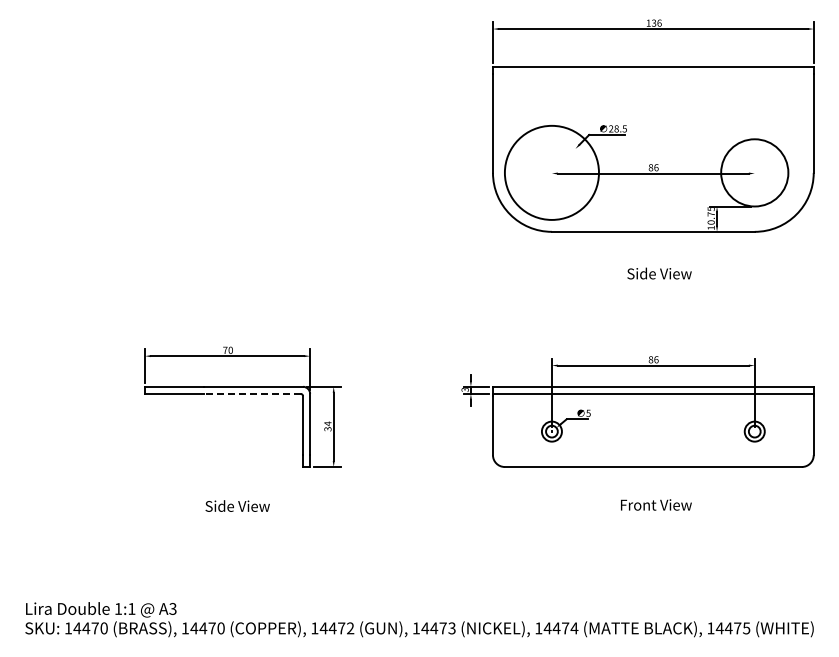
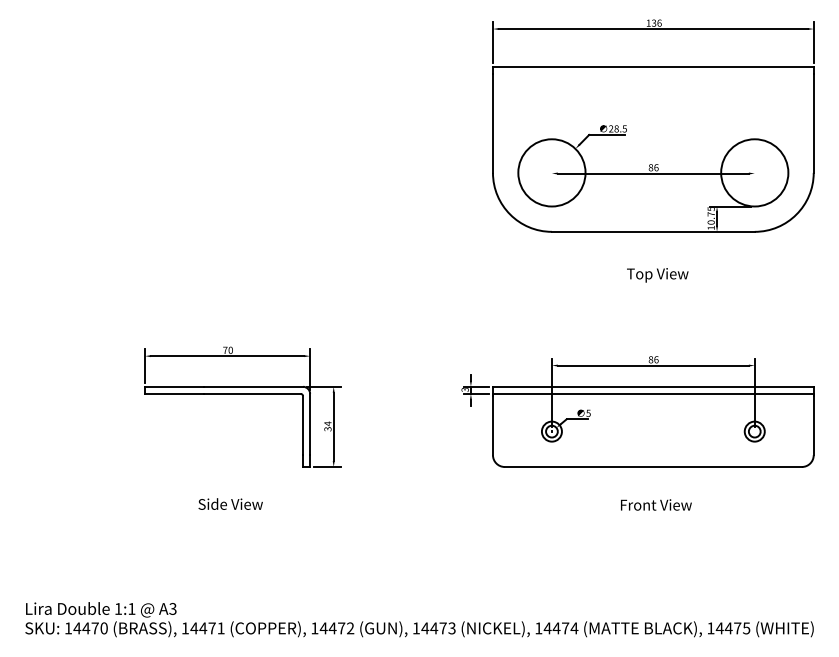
circle diameter: 94 px -> 67 px (551, 172)
text: Side View -> Top View (659, 274)
line: dashed -> solid (251, 393)
text position: (237, 505) -> (230, 503) (230, 503)
text: 14470 -> 14471 (220, 628)
